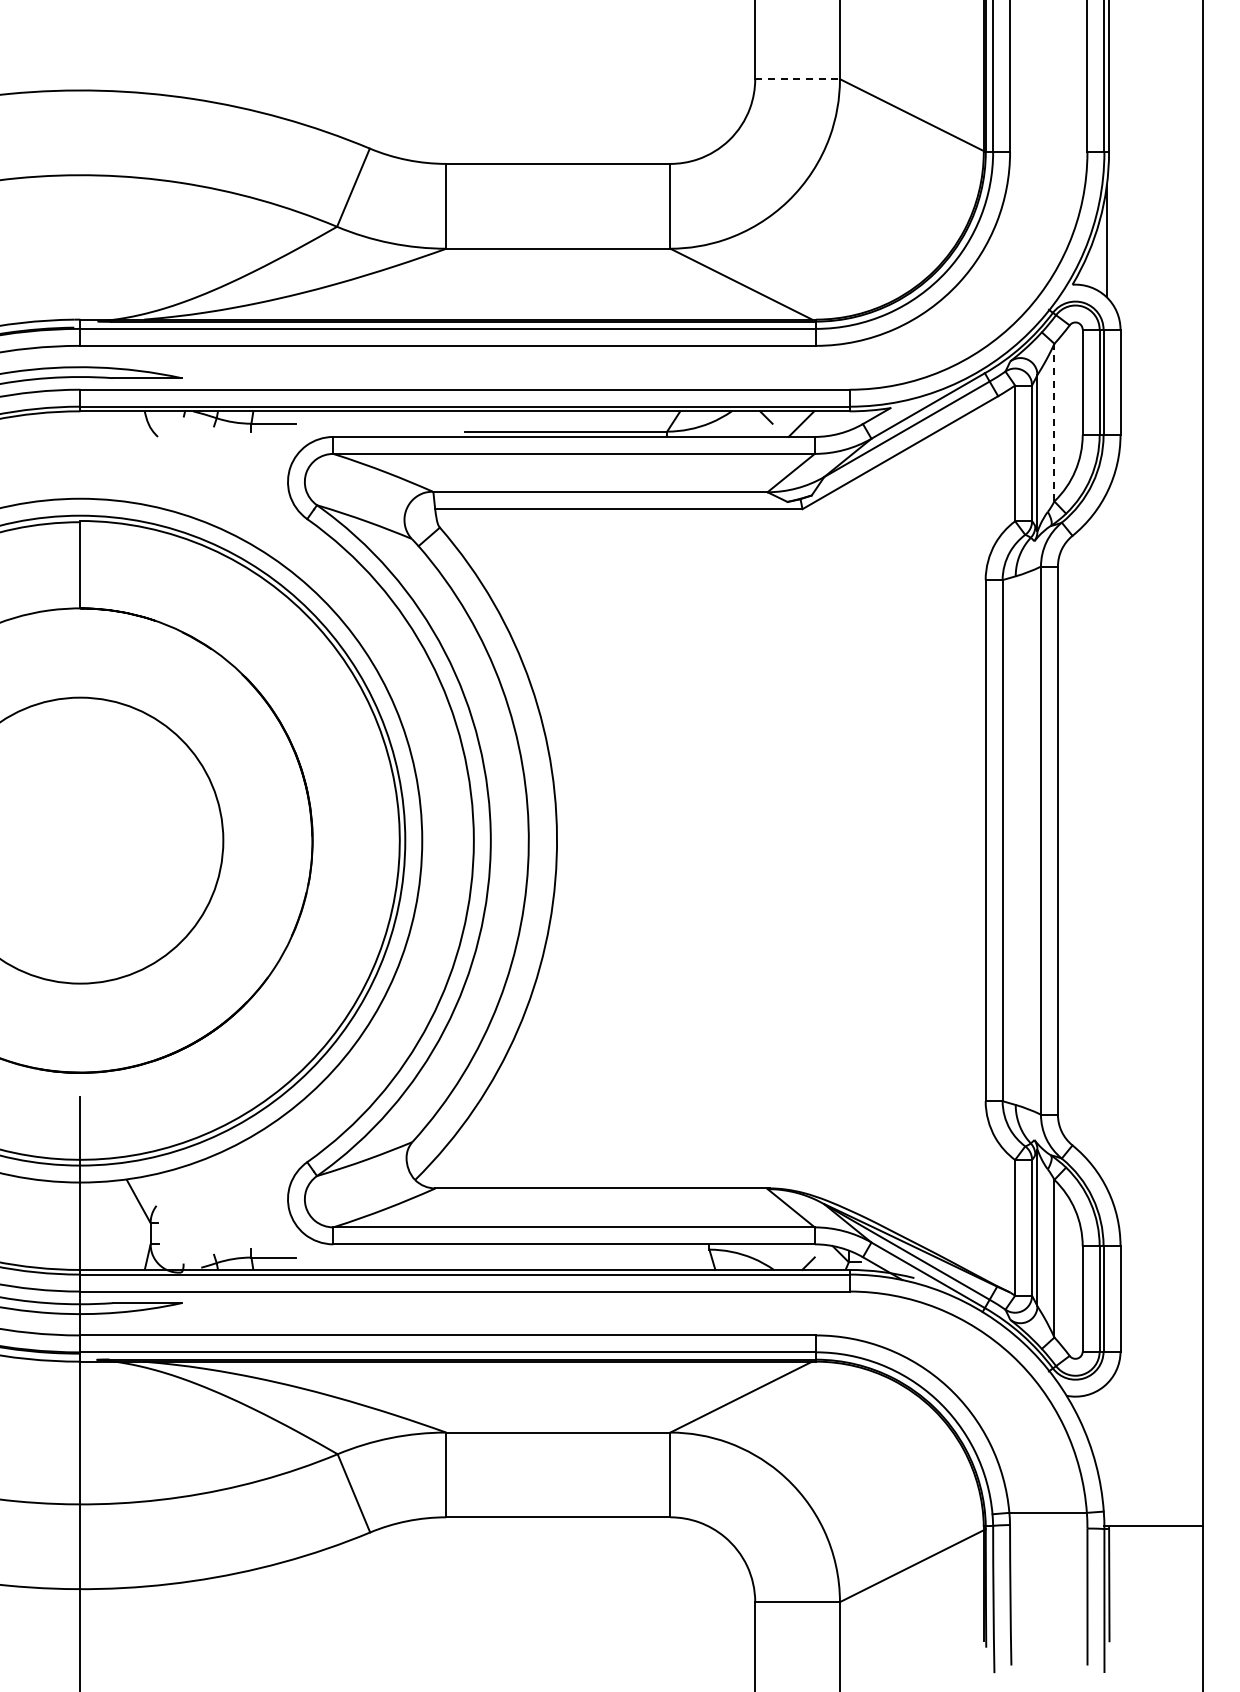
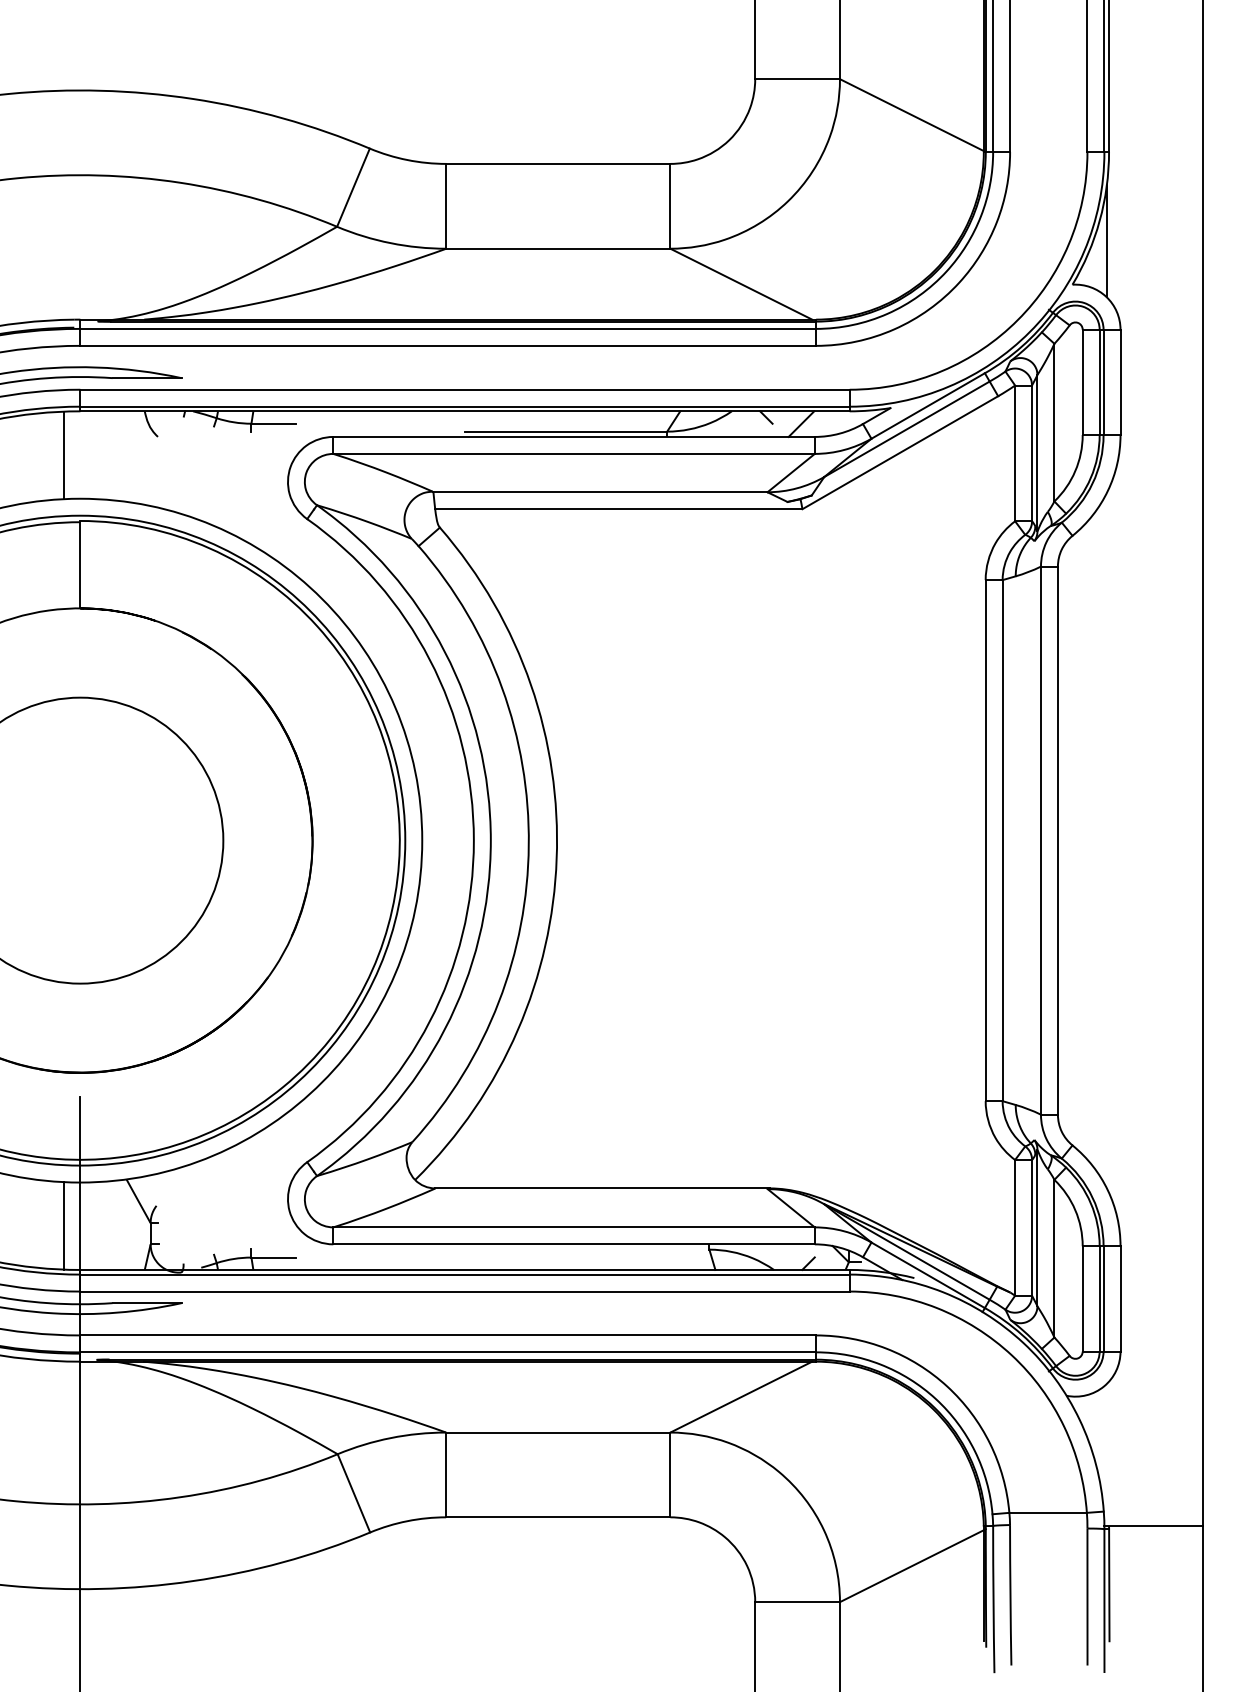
line: dashed -> solid (798, 79)
line: dashed -> solid (1054, 422)
line: none -> present (63, 455)
line: none -> present (63, 1225)
